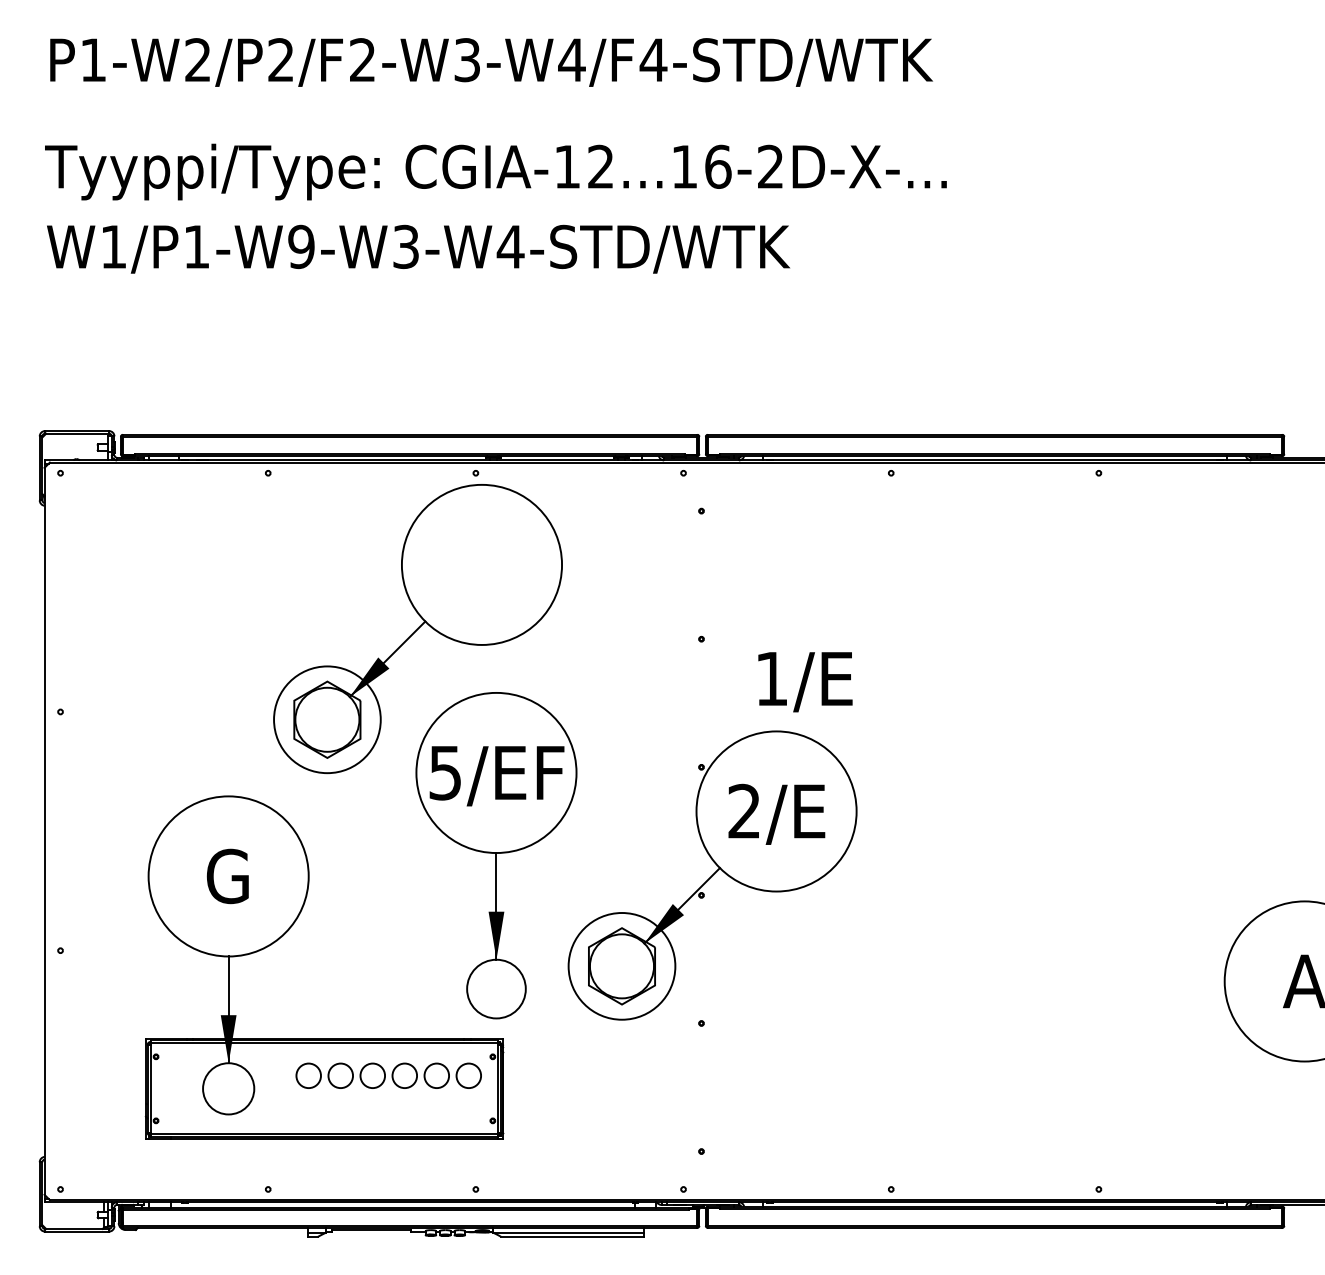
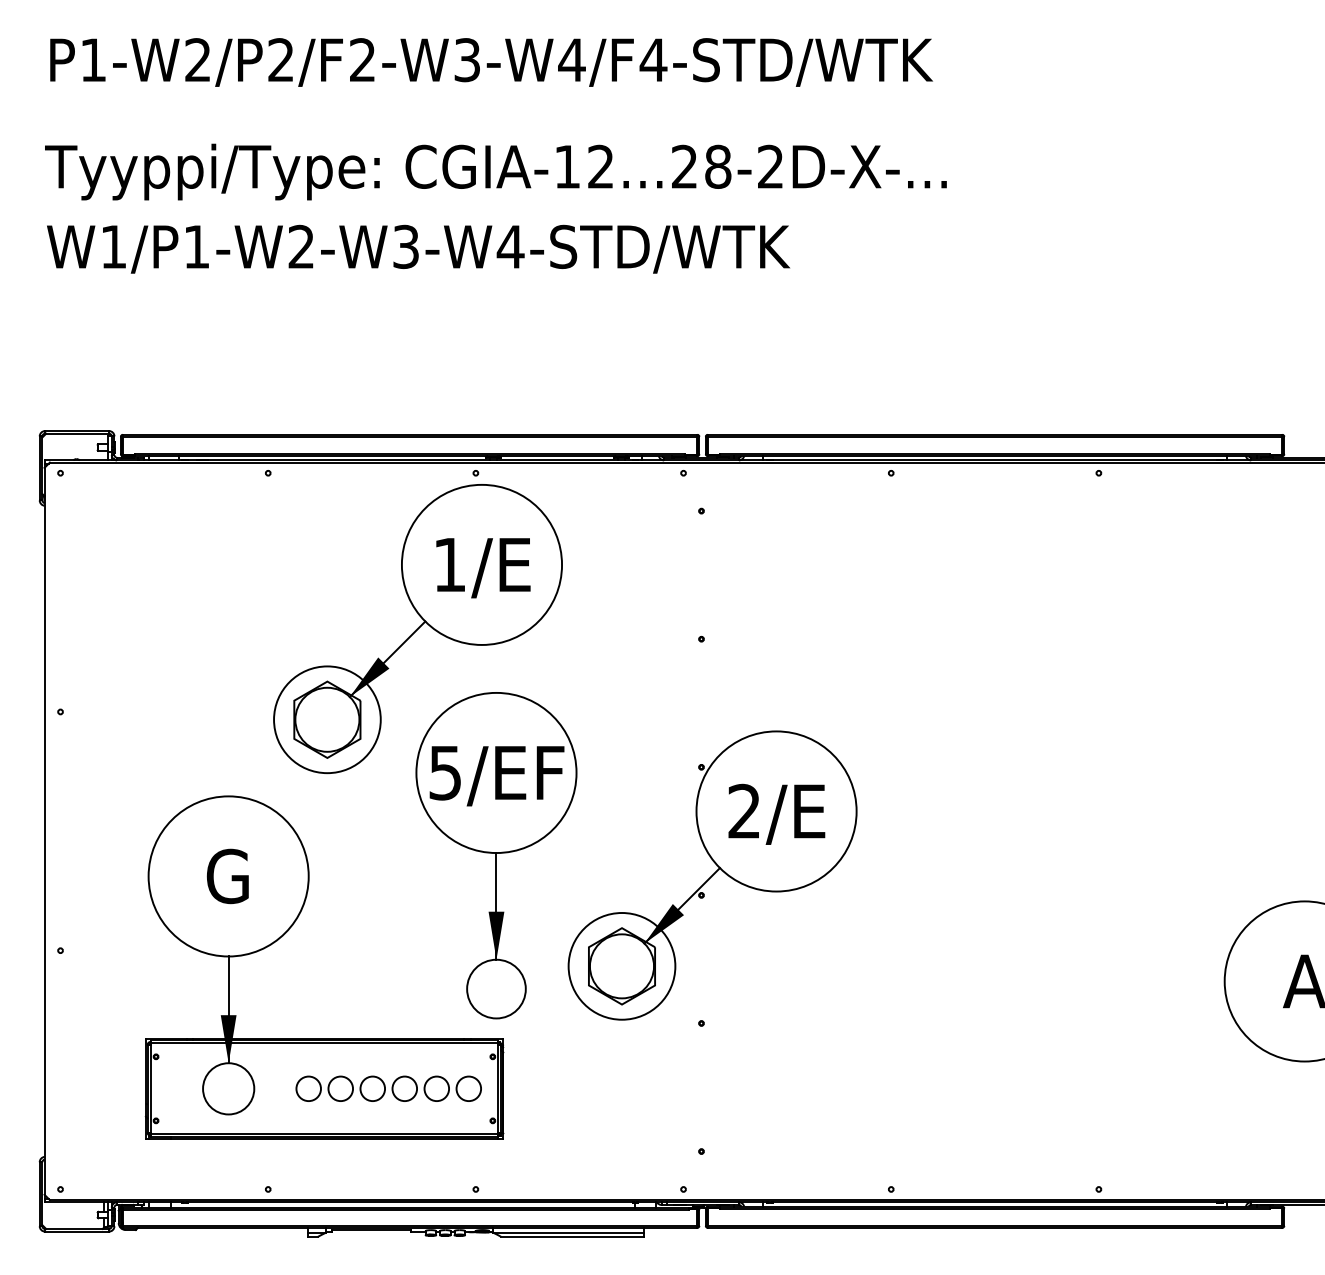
text: CGIA-12...16-2D-X-... -> CGIA-12...28-2D-X-... (701, 166)
text: W1/P1-W9-W3-W4-STD/WTK -> W1/P1-W2-W3-W4-STD/WTK (301, 247)
text position: (805, 682) -> (483, 568) (483, 568)
part position: (388, 1075) -> (388, 1088) (388, 1088)
